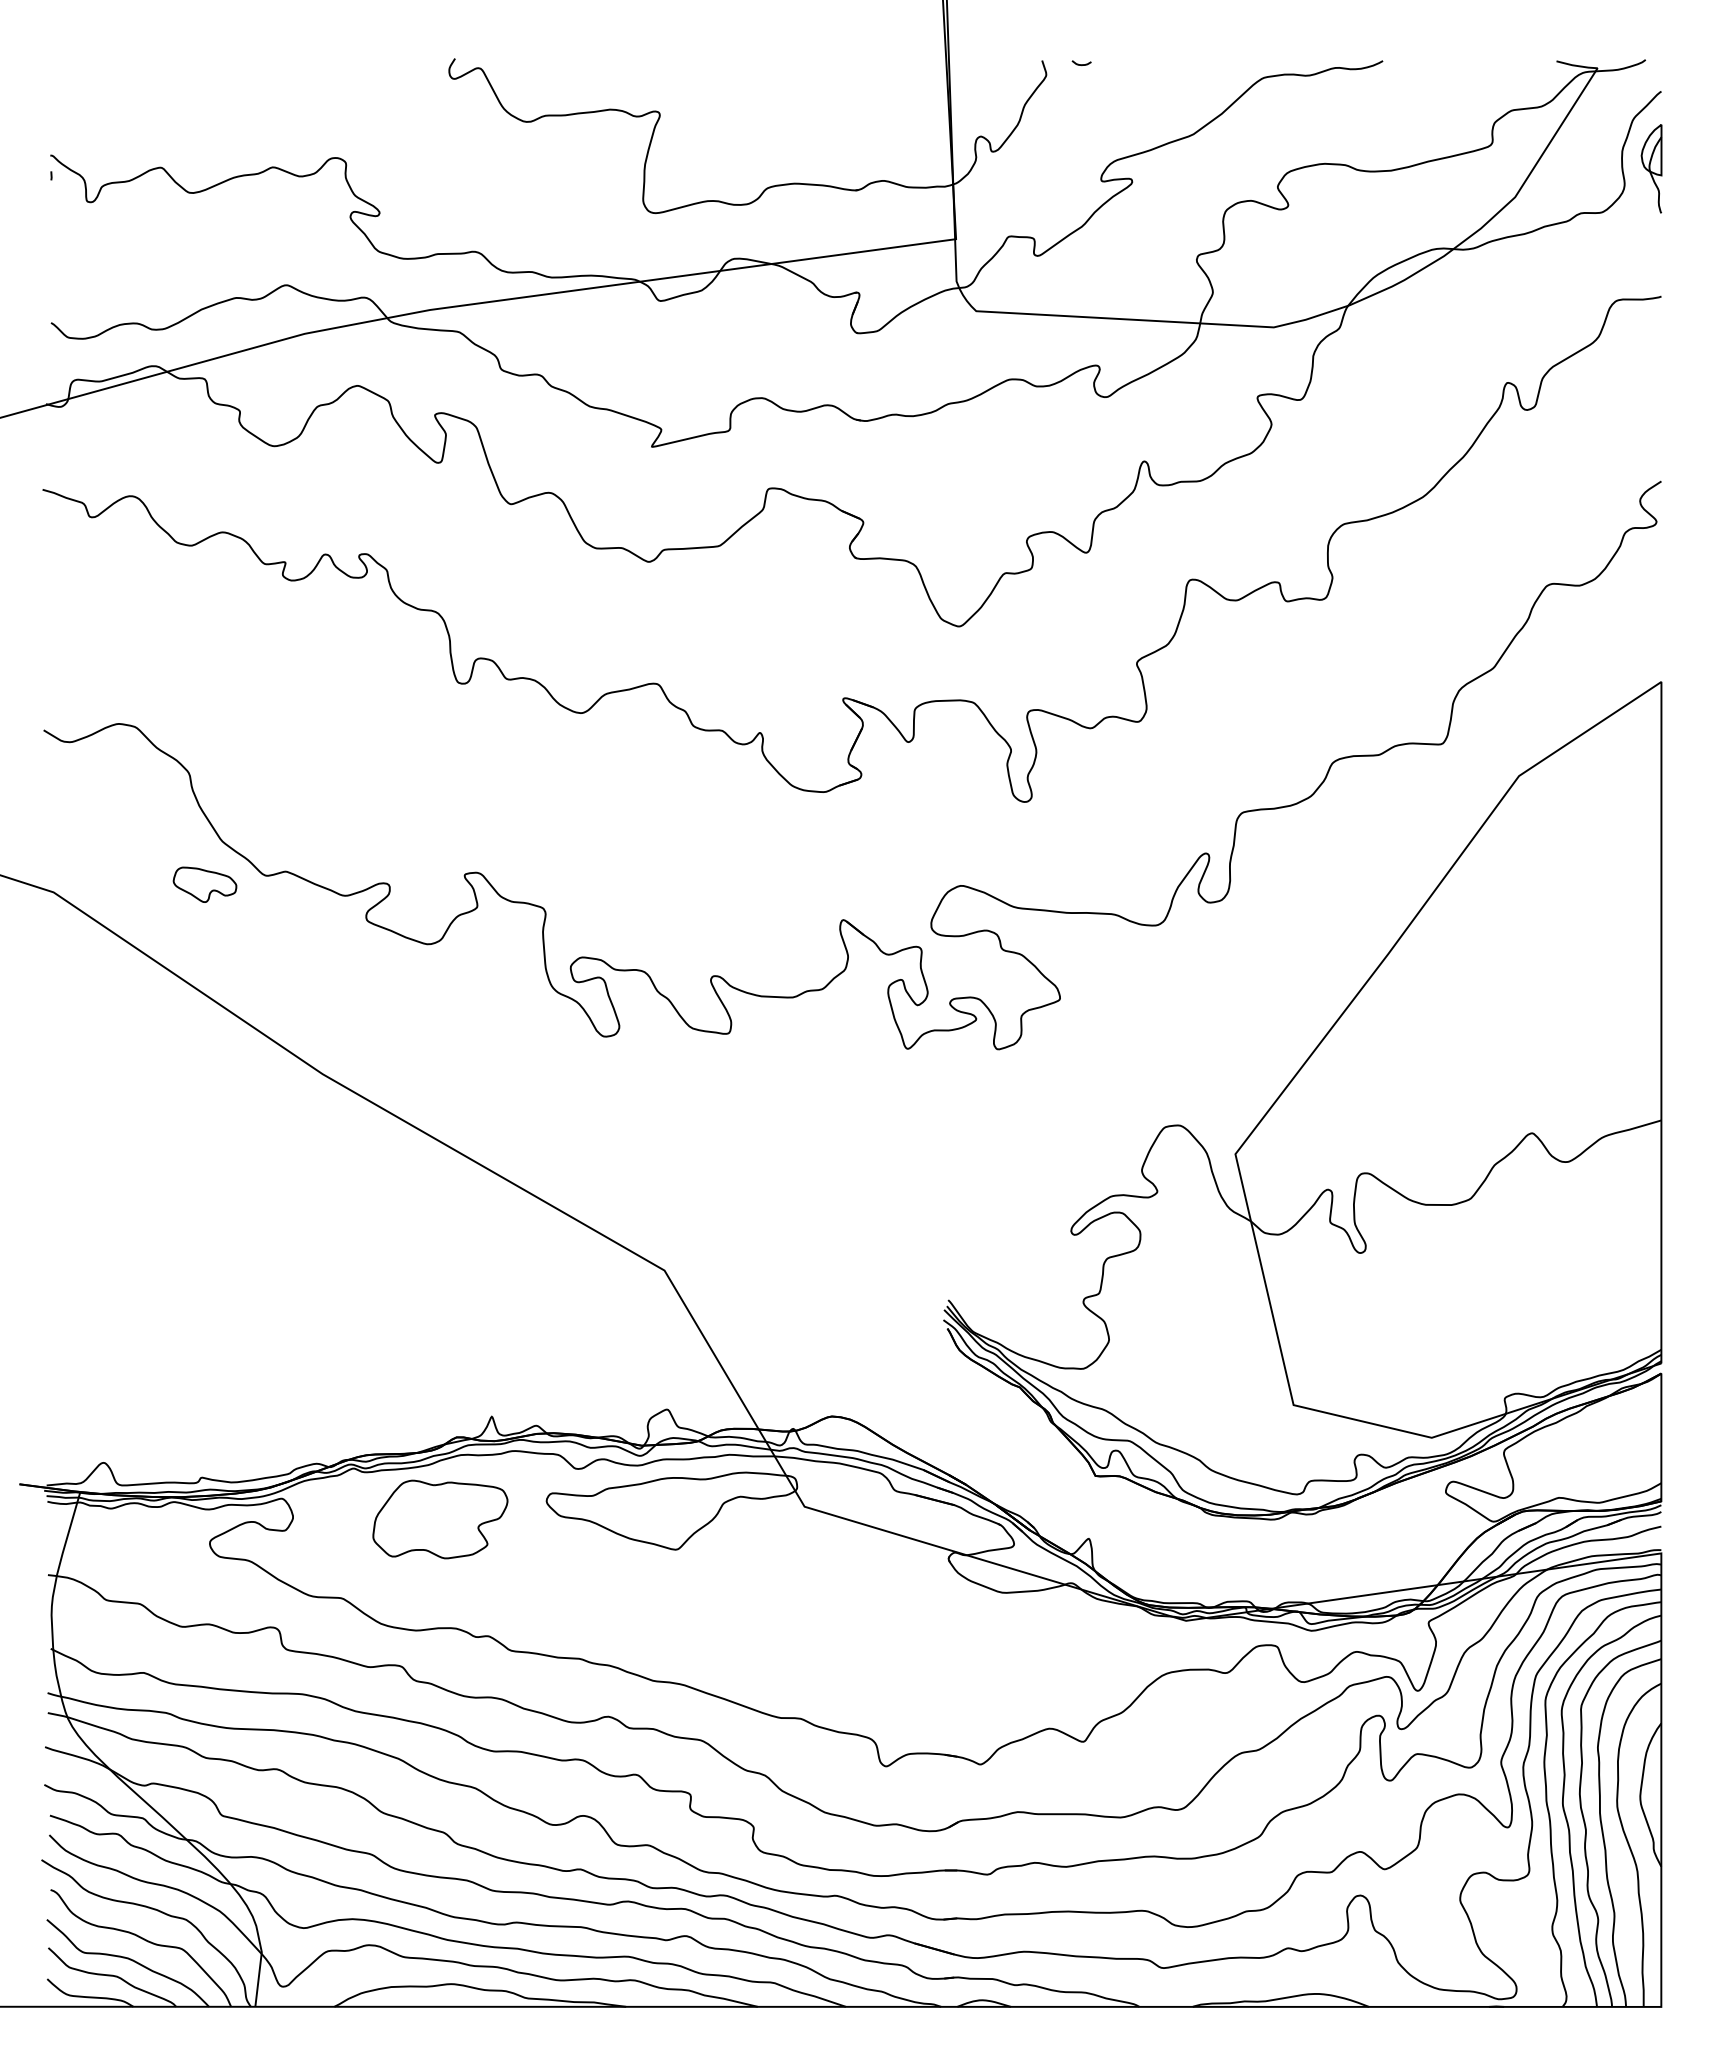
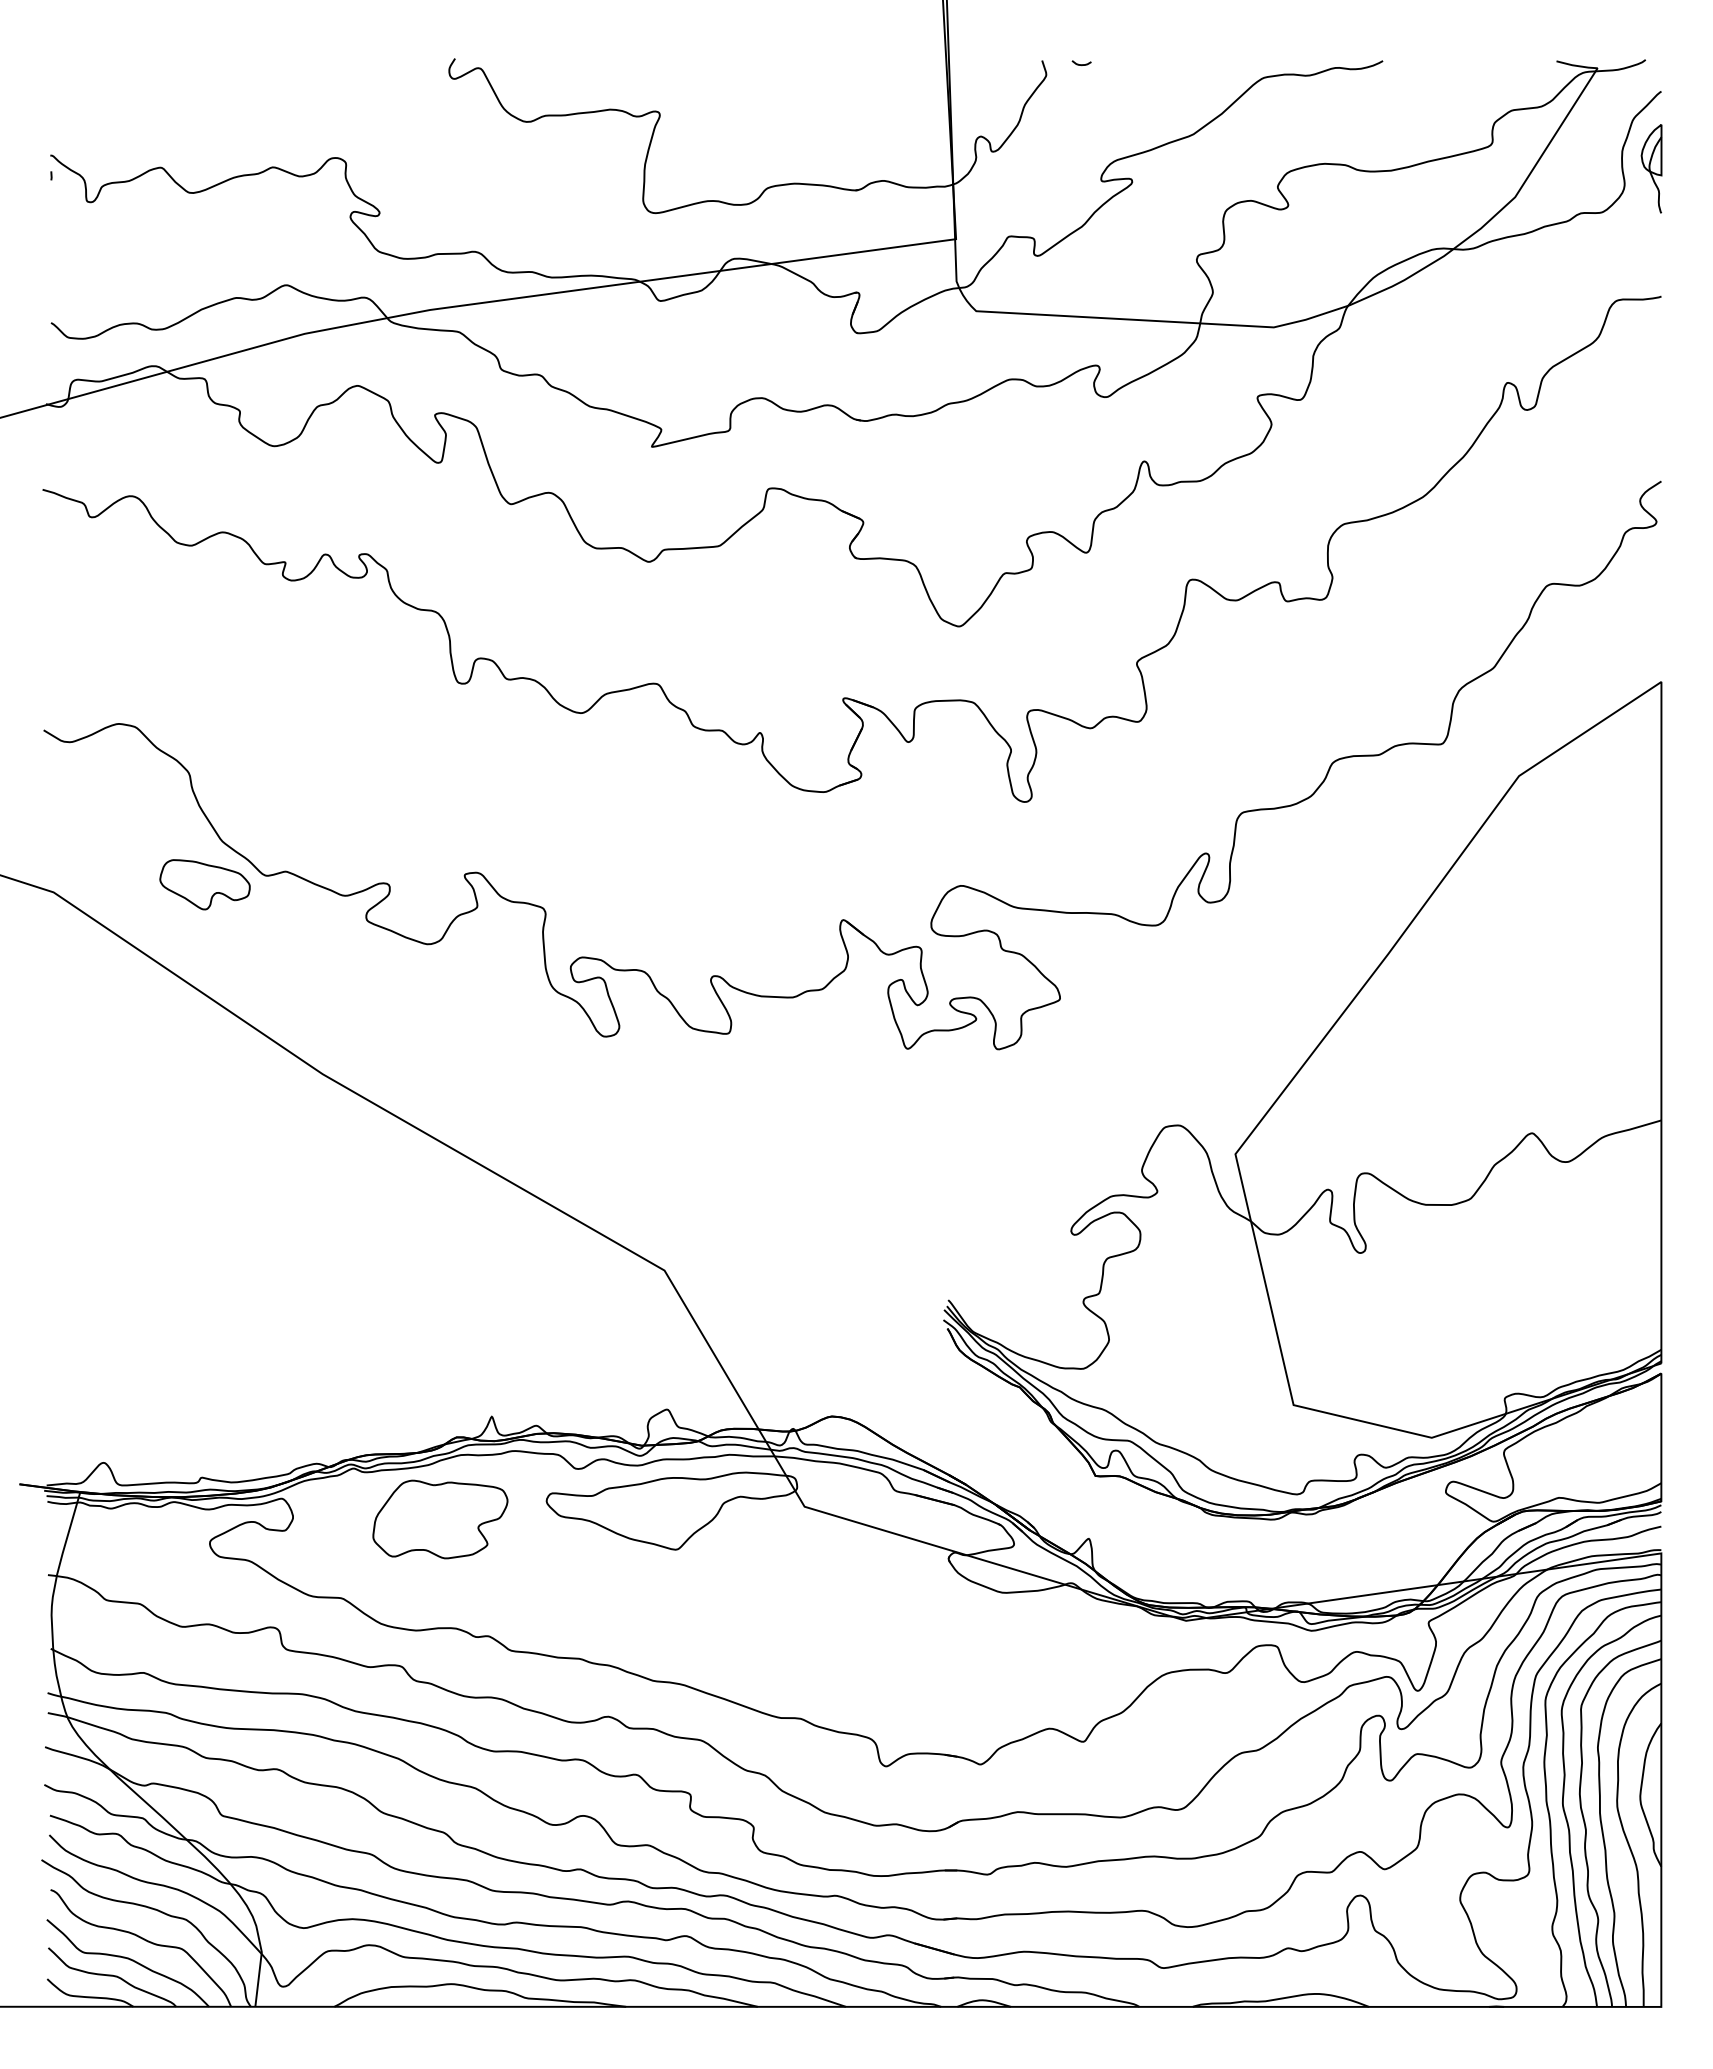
part size: 66x37 px -> 92x52 px (204, 884)
